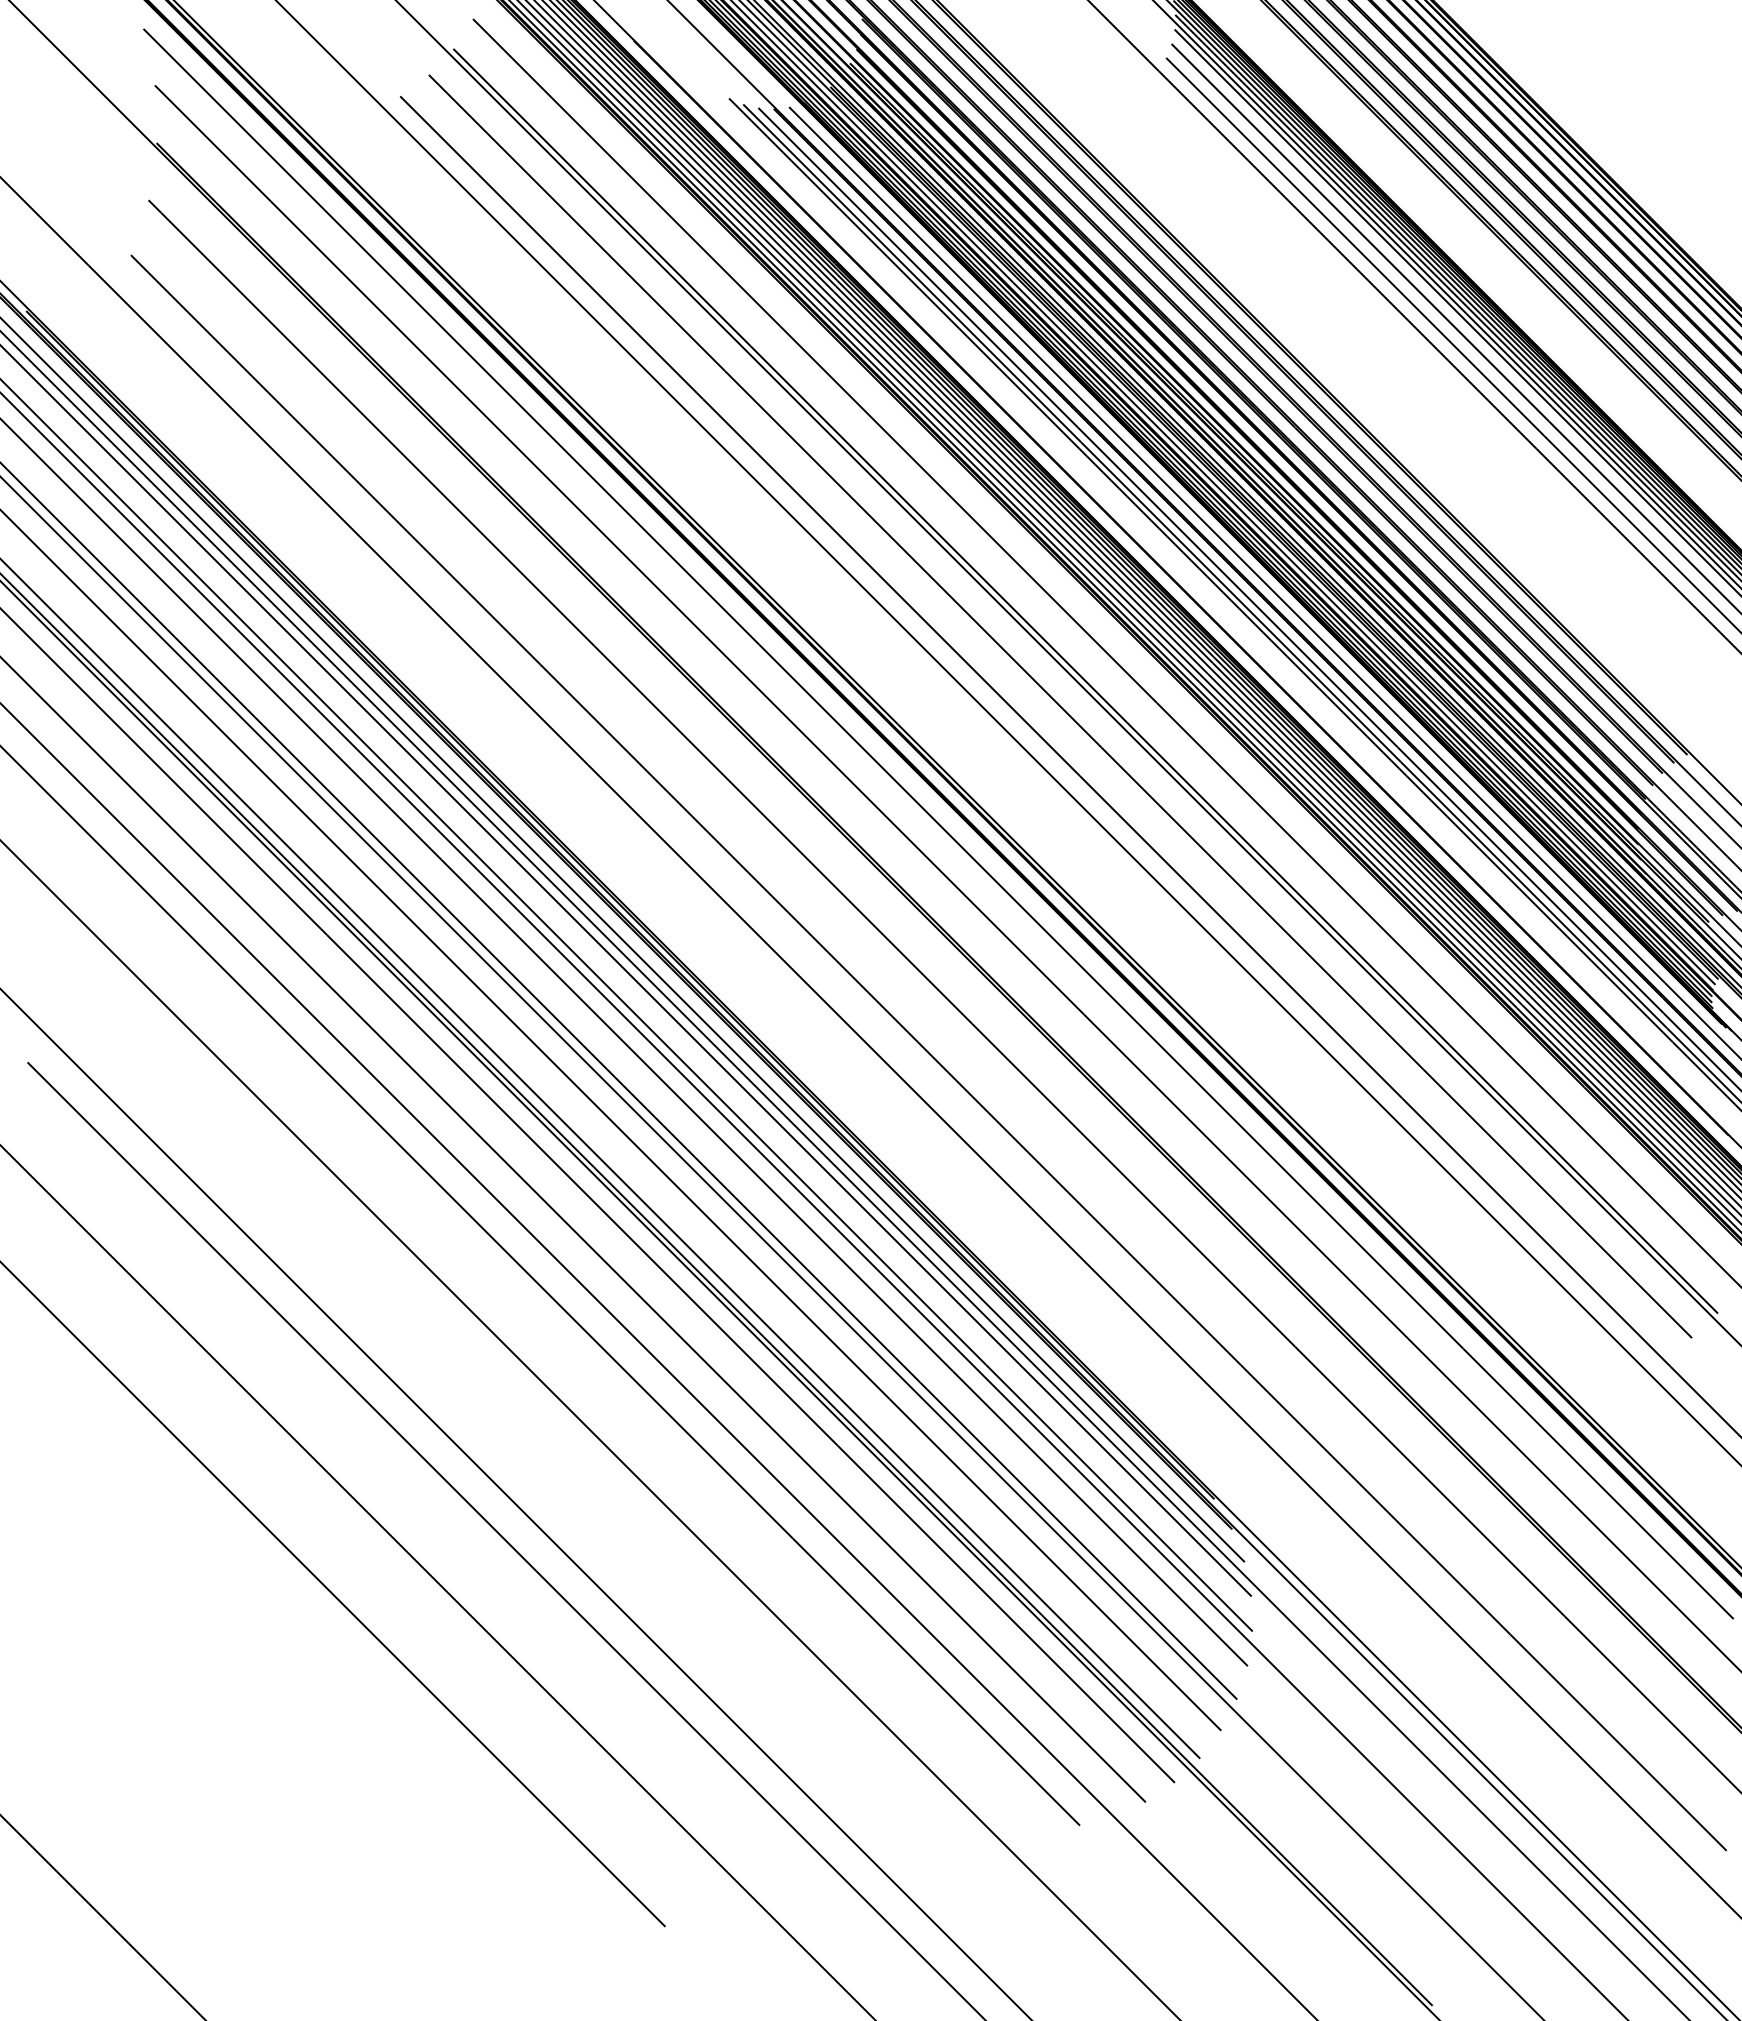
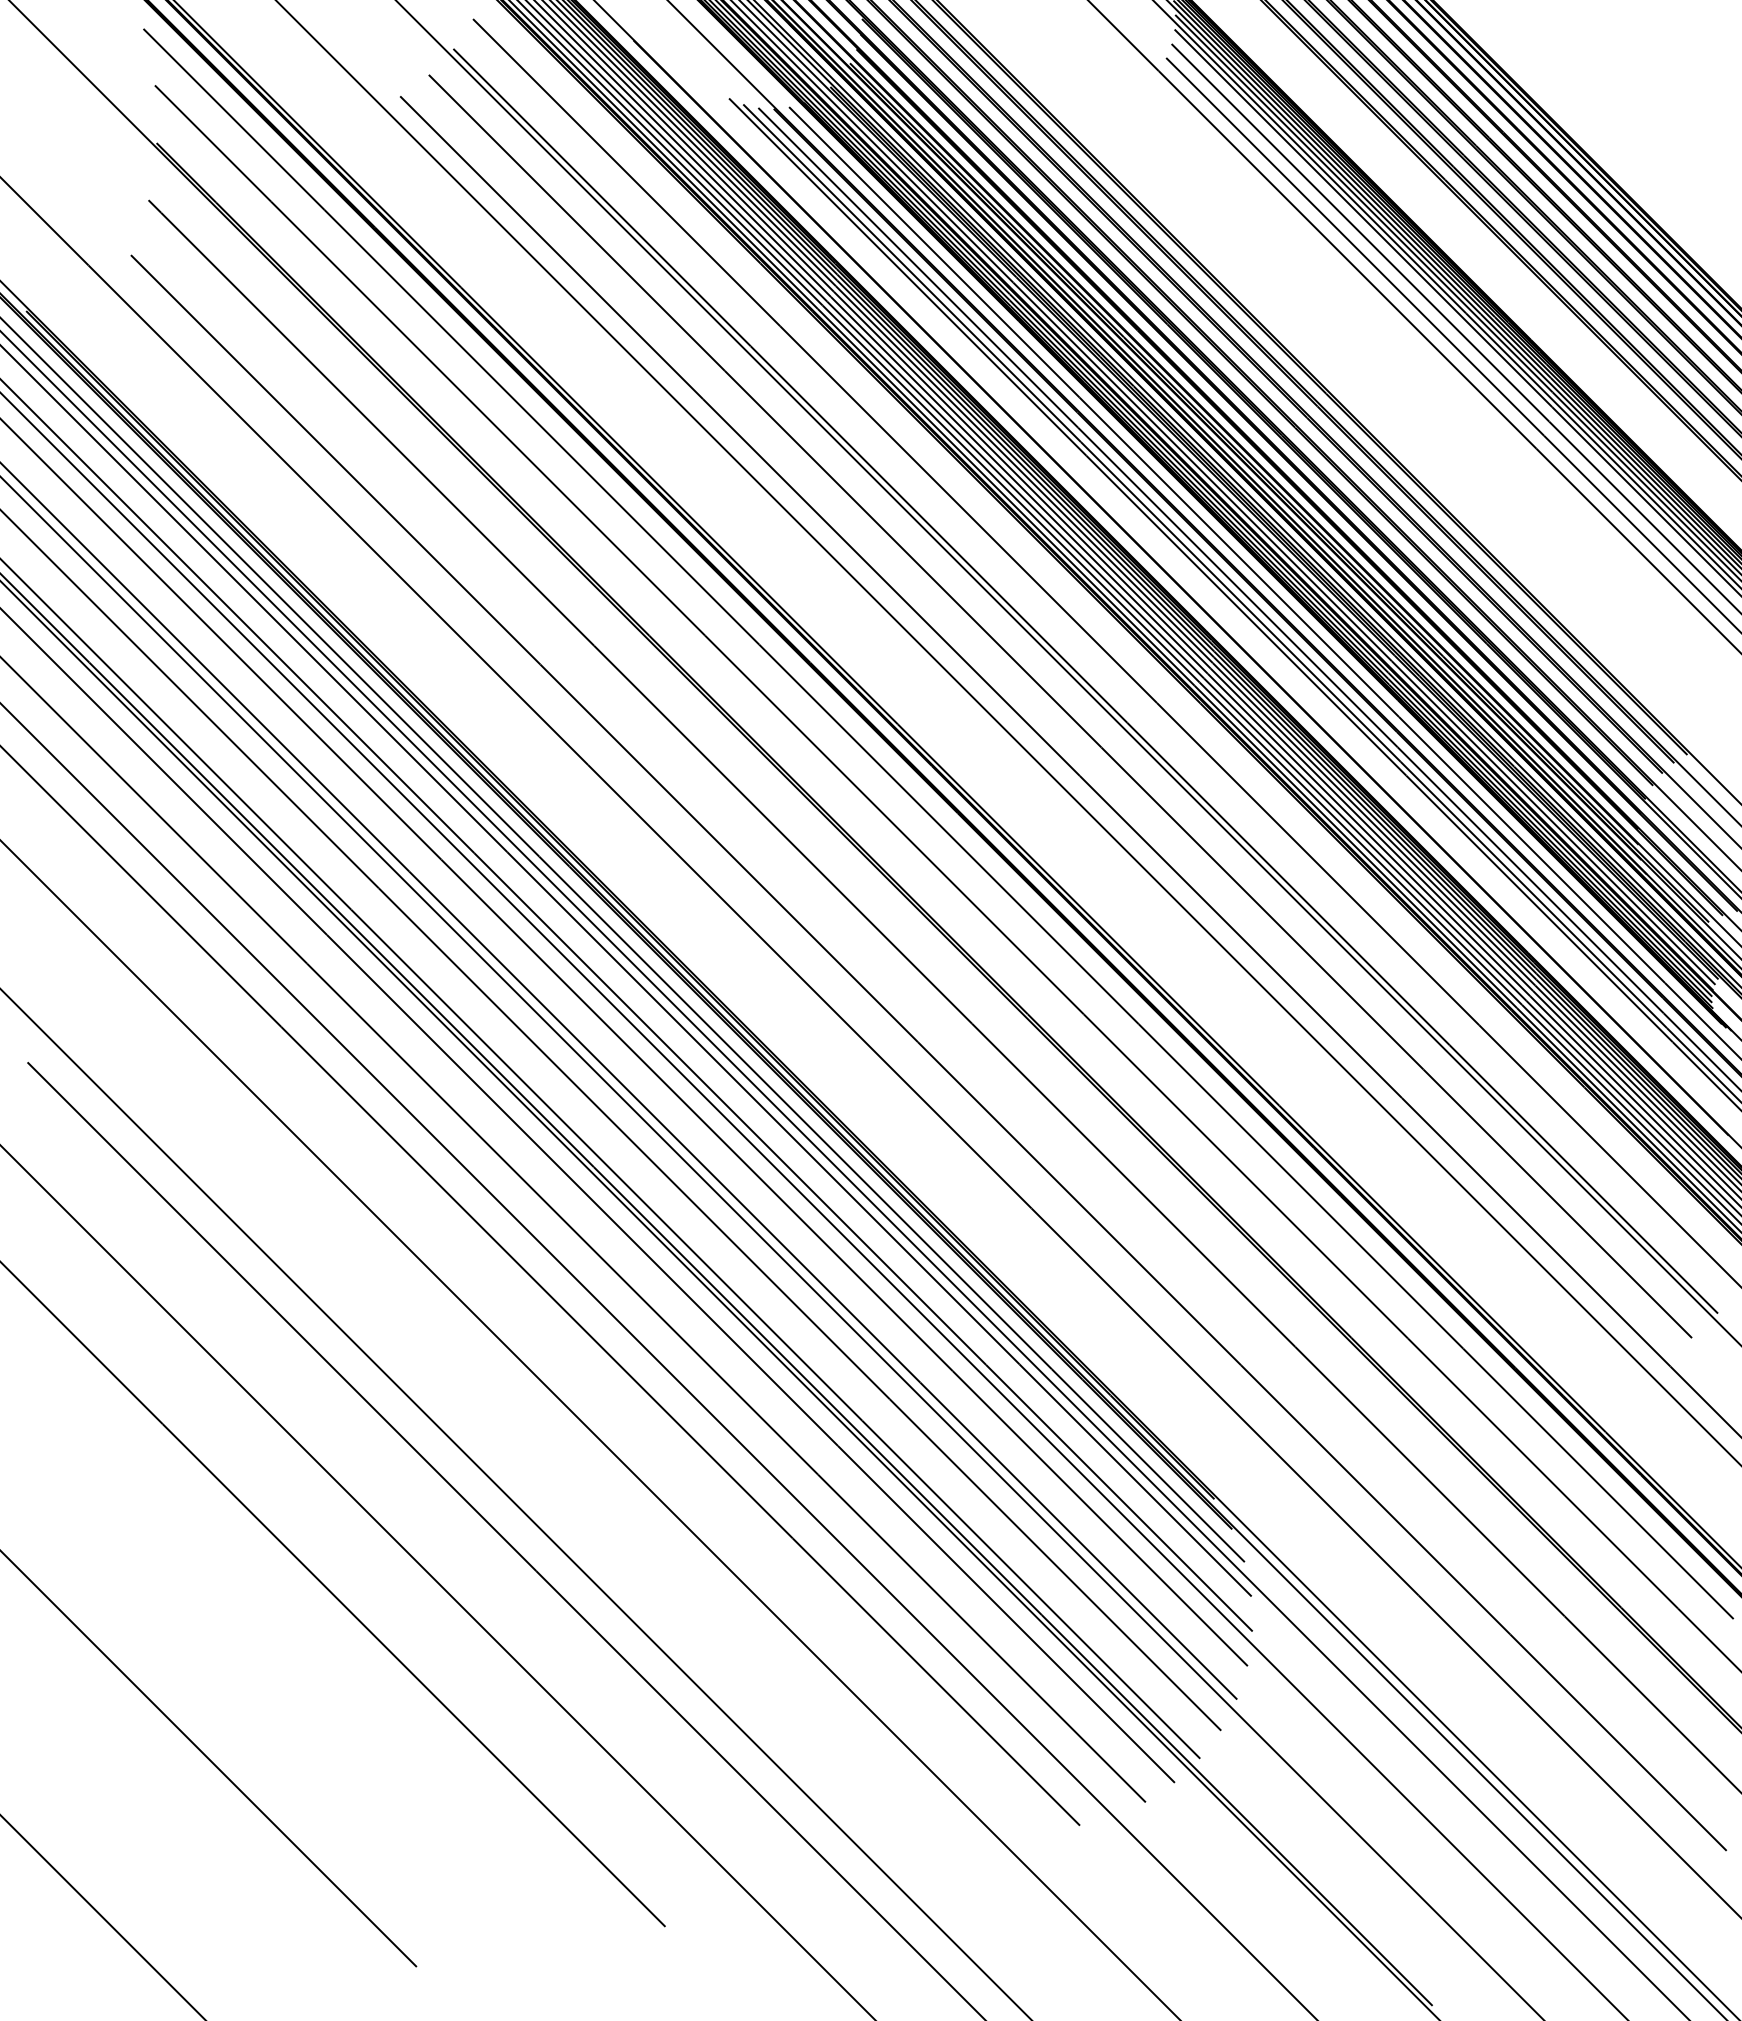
line: none -> present (209, 1759)
